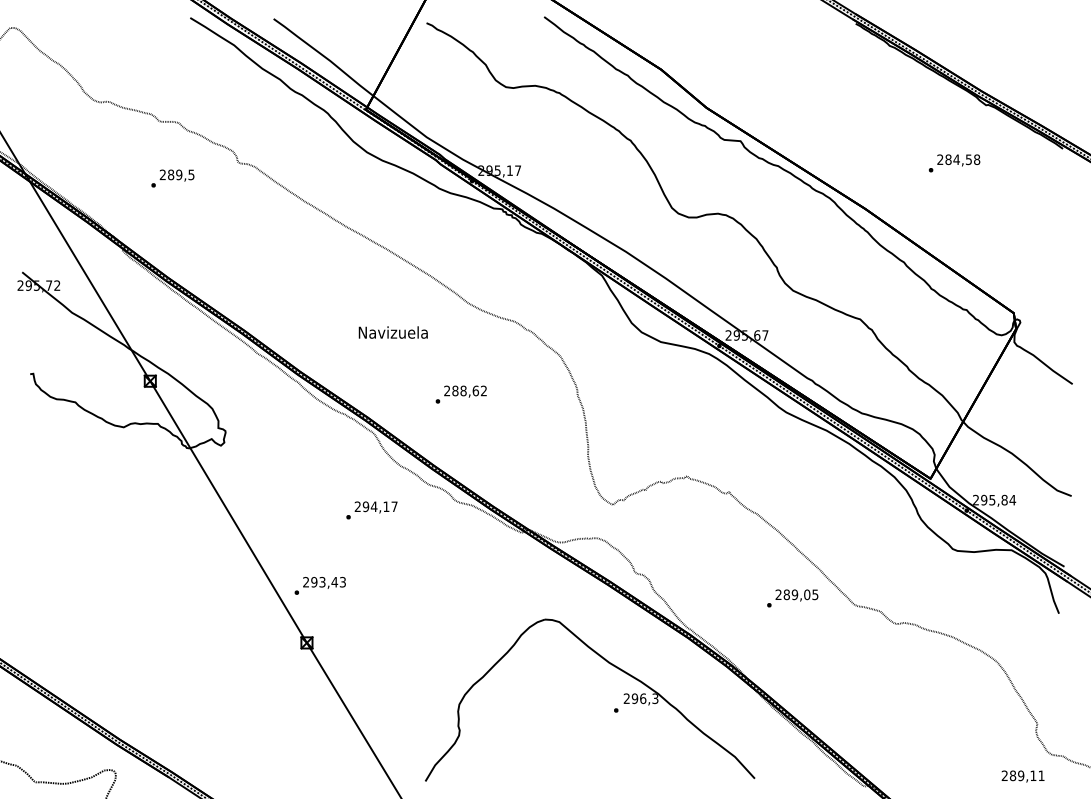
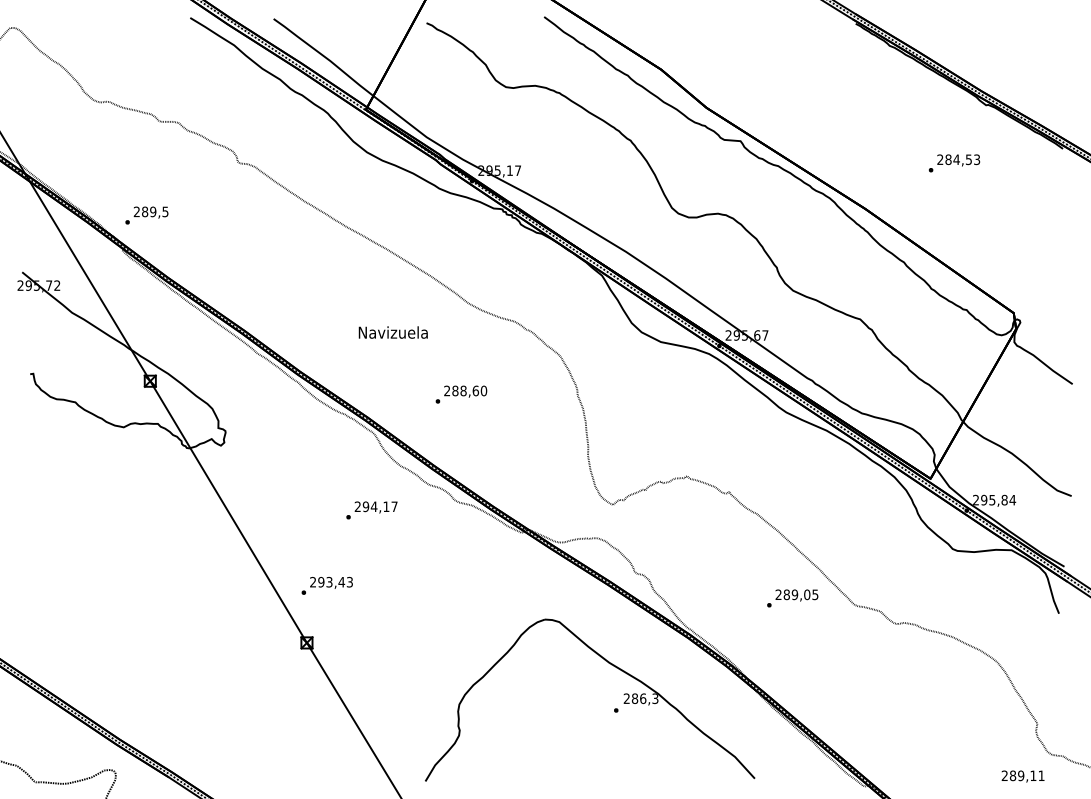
text: 284,58 -> 284,53 (977, 159)
text position: (172, 178) -> (146, 215) (146, 215)
text: 288,62 -> 288,60 (483, 390)
text position: (319, 585) -> (326, 585) (326, 585)
text: 296,3 -> 286,3 (634, 698)
